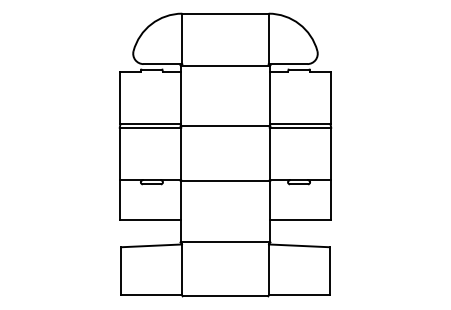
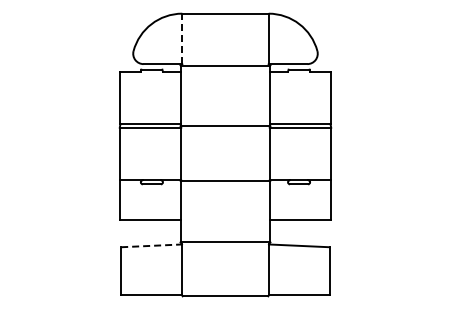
line: solid -> dashed (182, 38)
line: solid -> dashed (152, 245)
